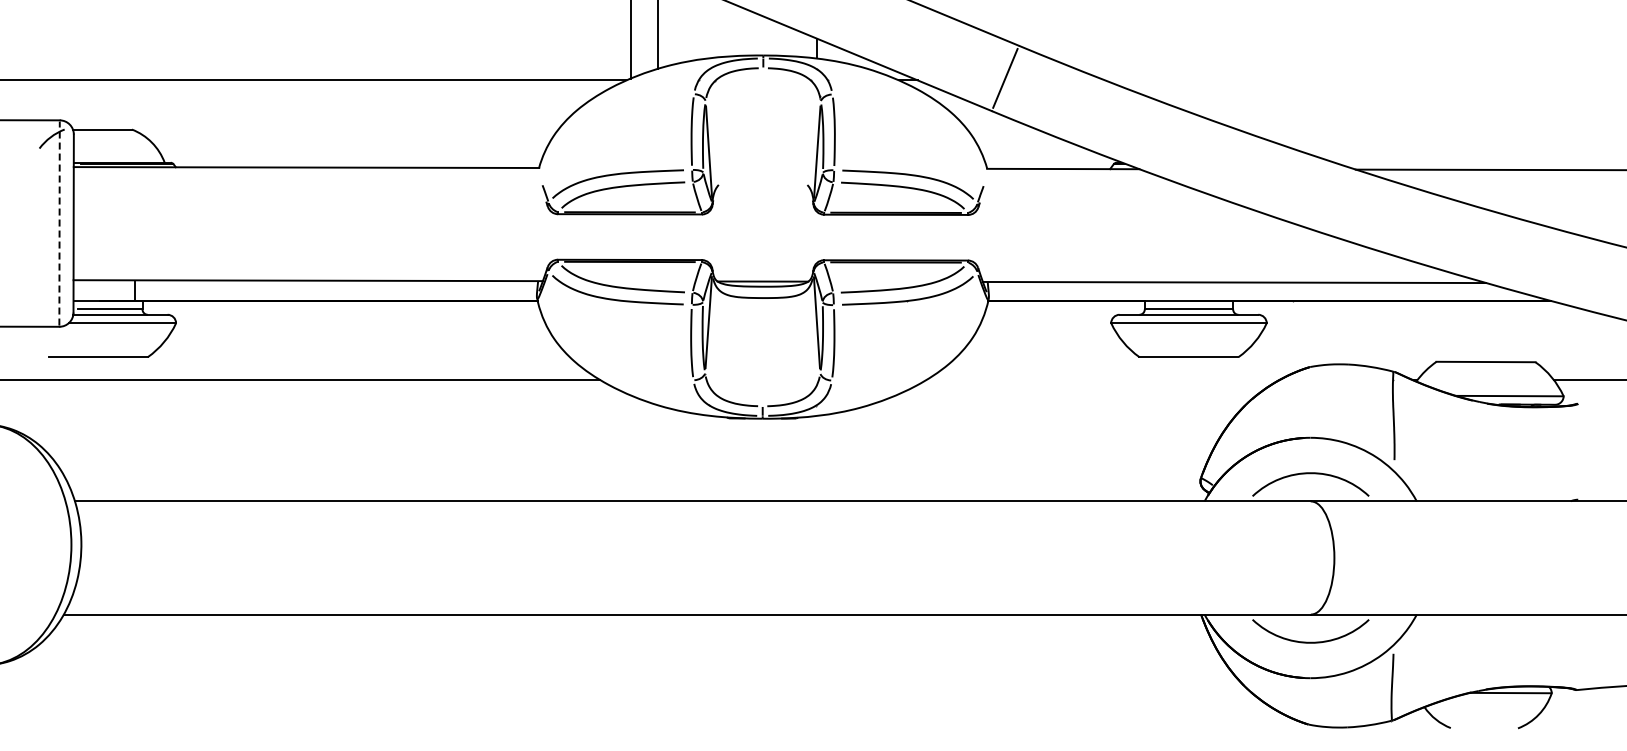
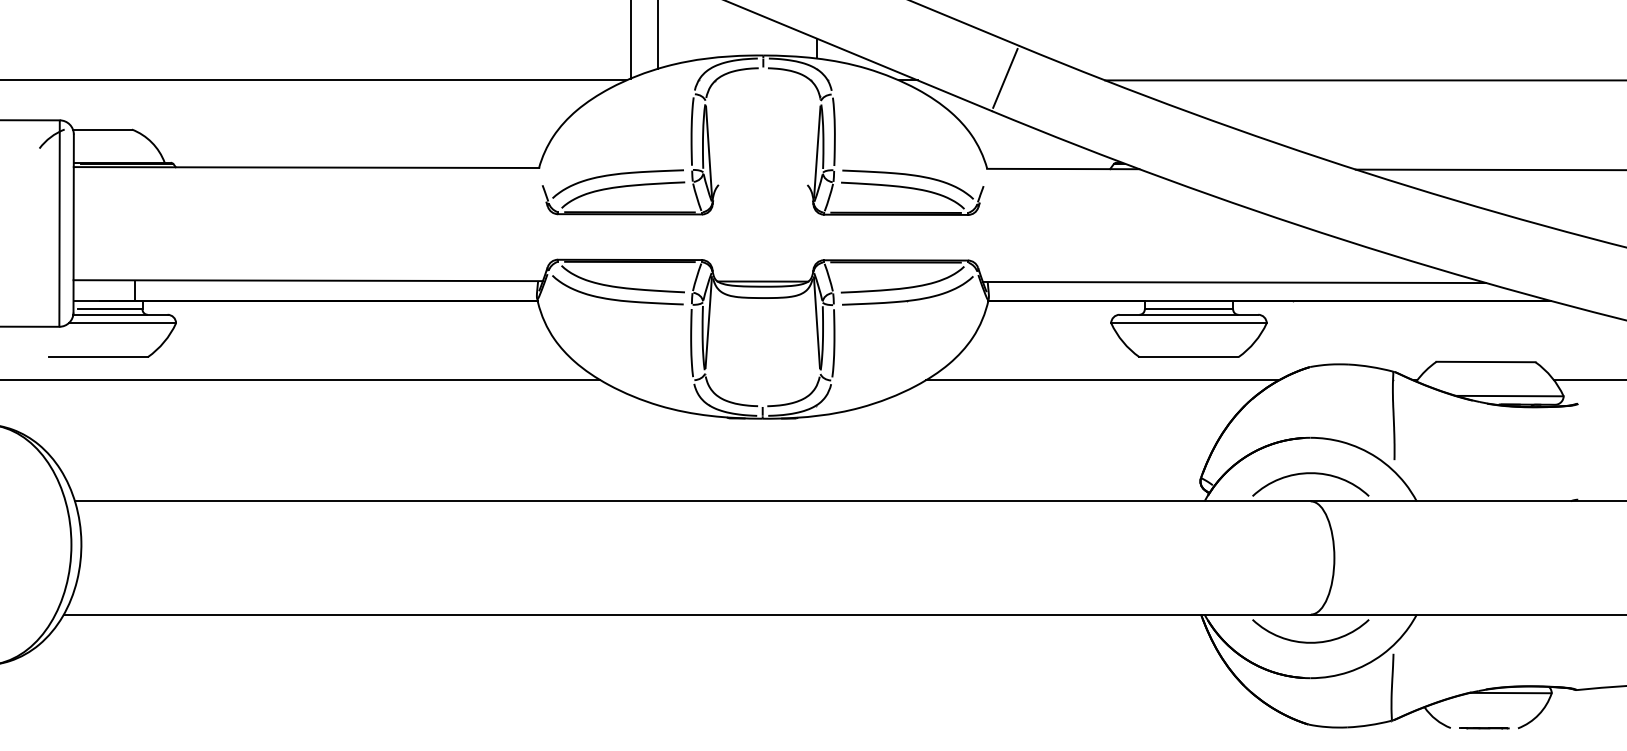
line: none -> present (1364, 80)
line: dashed -> solid (59, 223)
line: none -> present (1102, 380)
line: none -> present (1484, 728)
